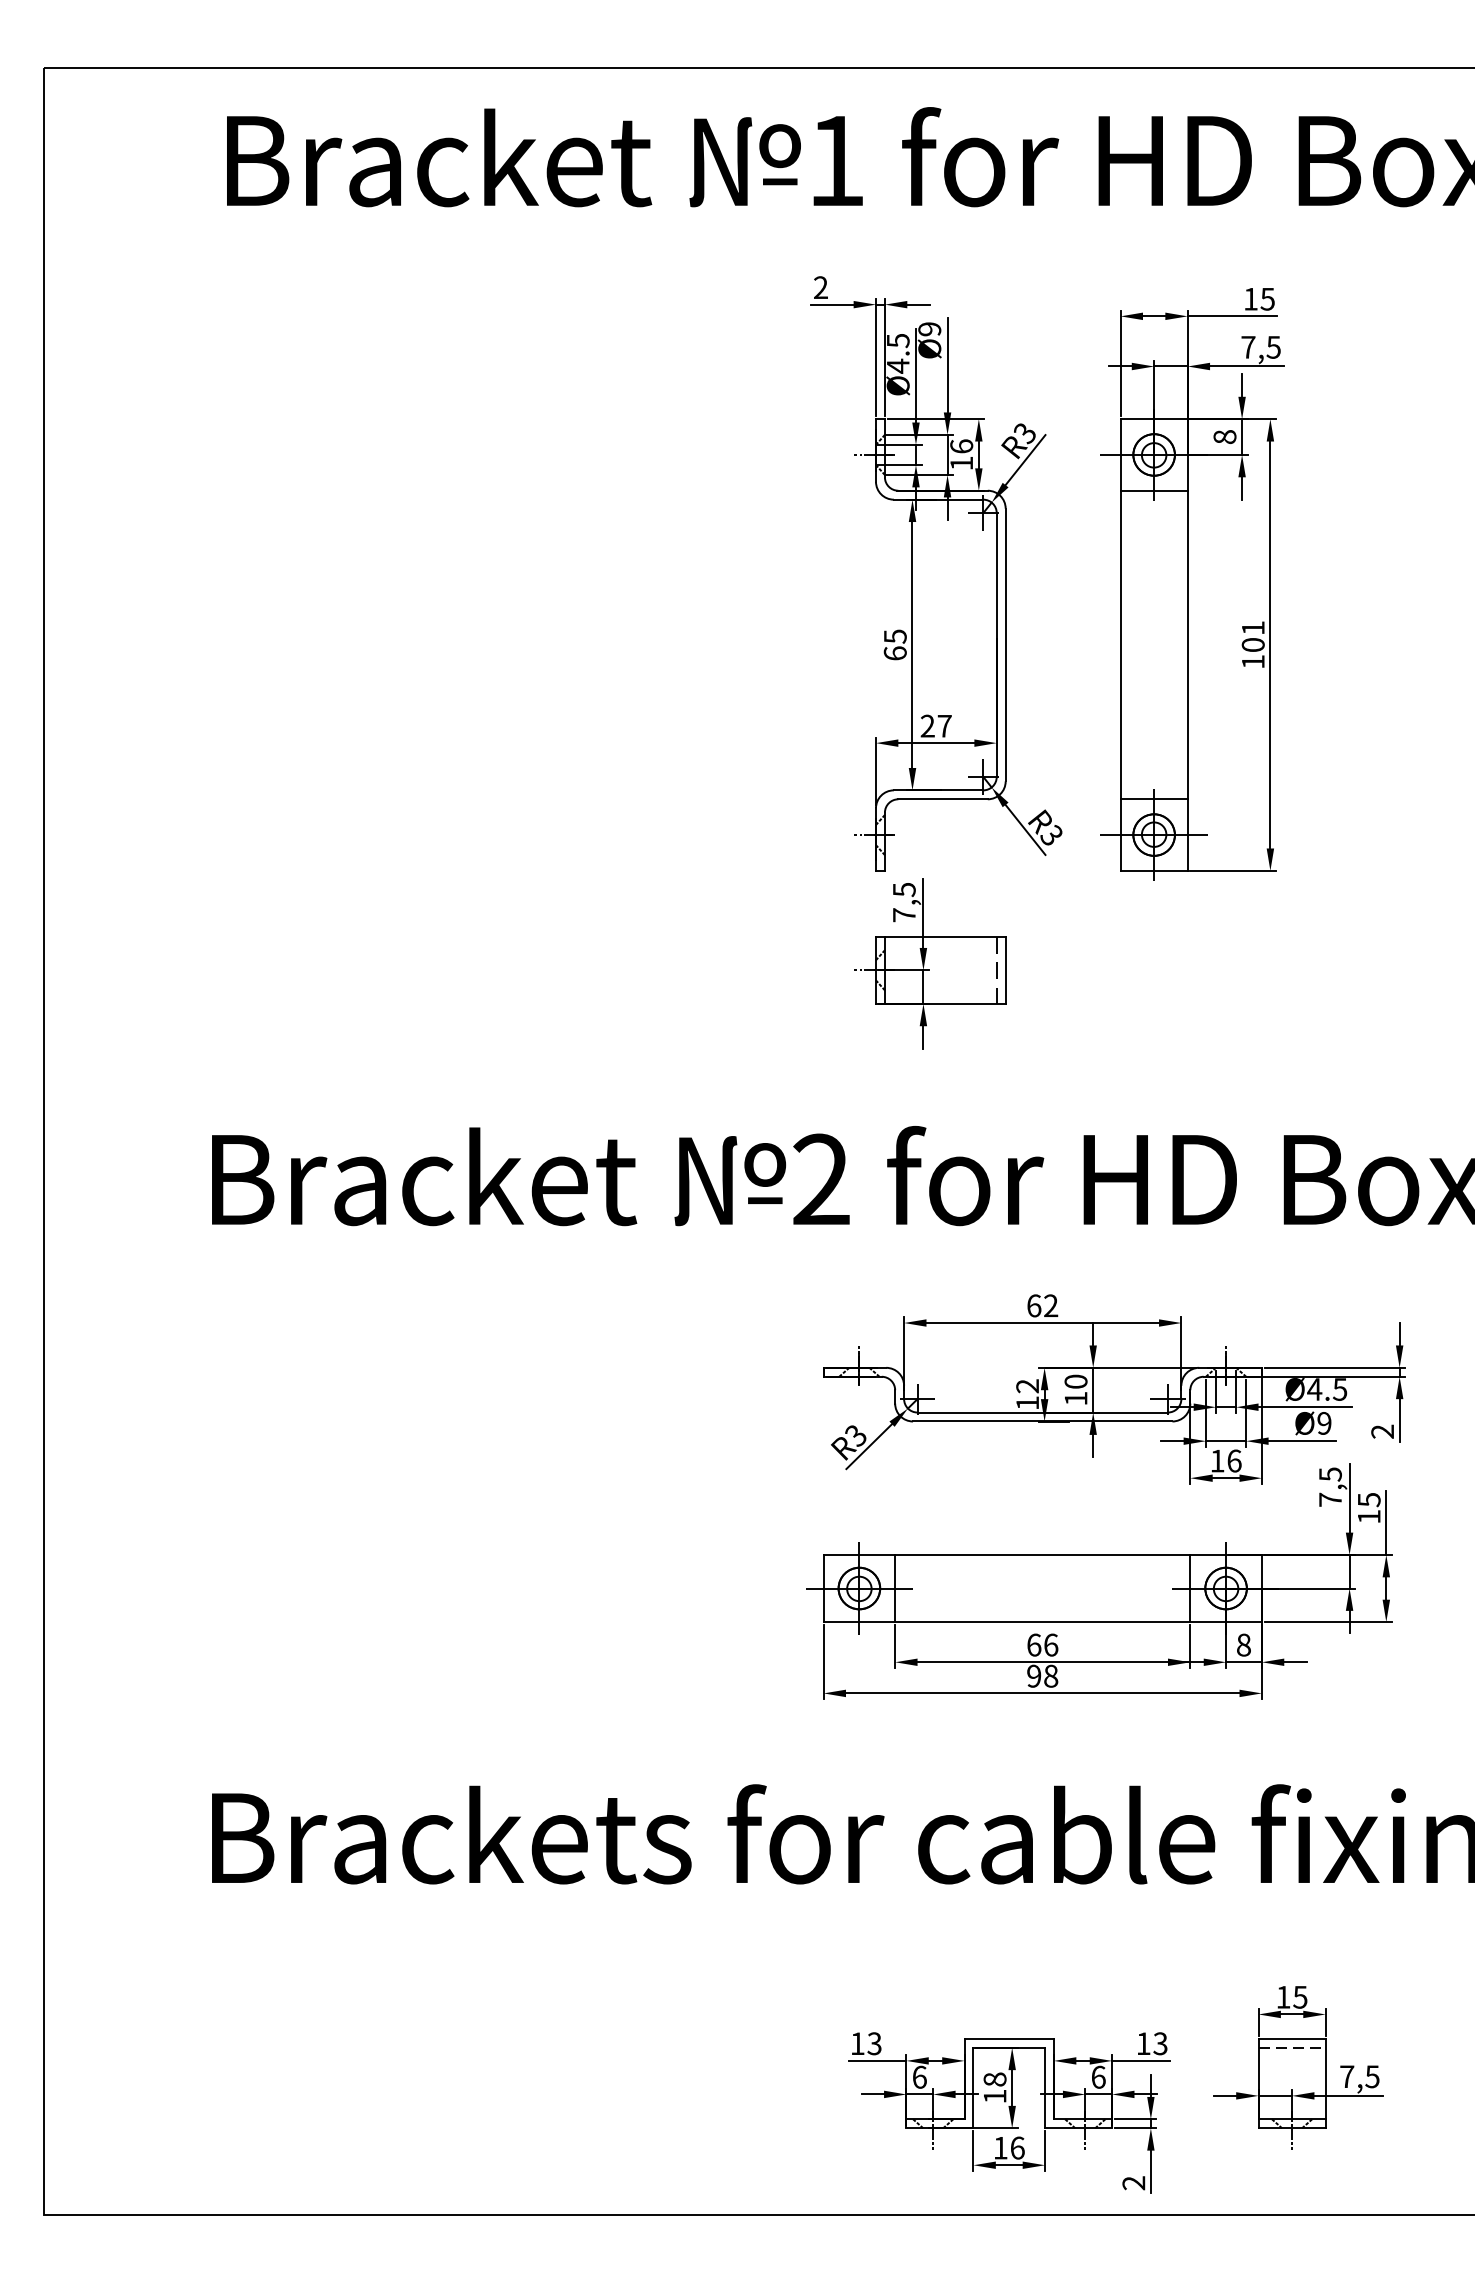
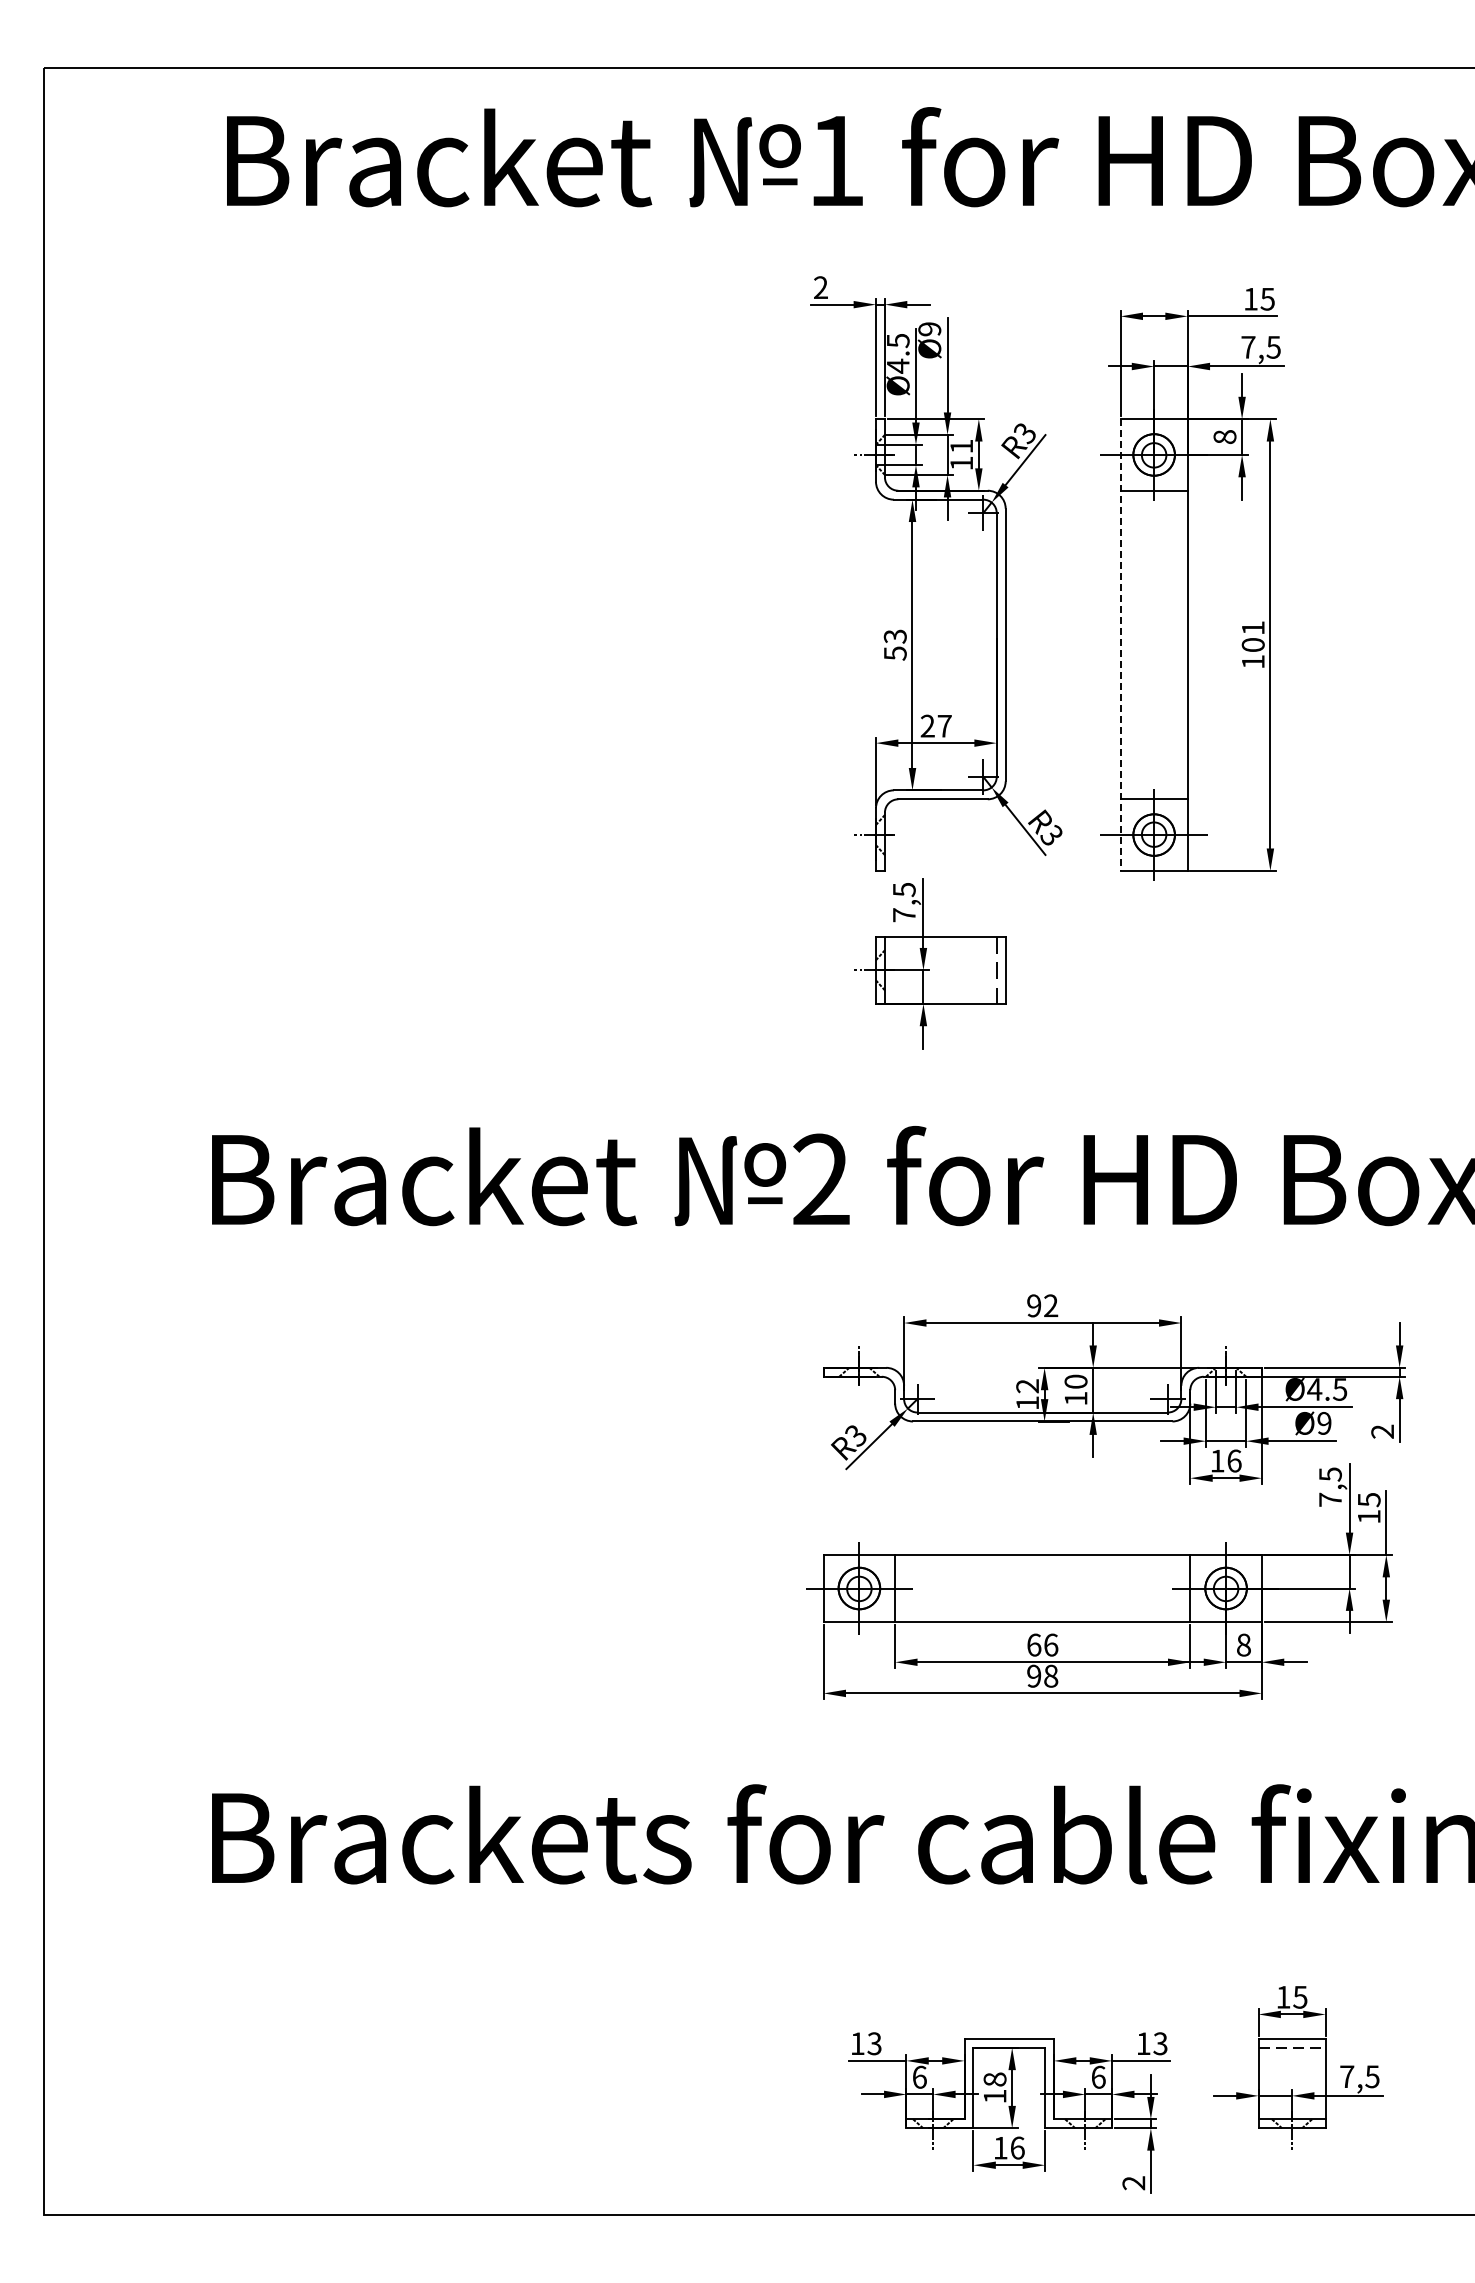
text: 16 -> 11 (961, 446)
text: 65 -> 53 (894, 644)
line: solid -> dashed (1120, 645)
text: 62 -> 92 (1034, 1305)
